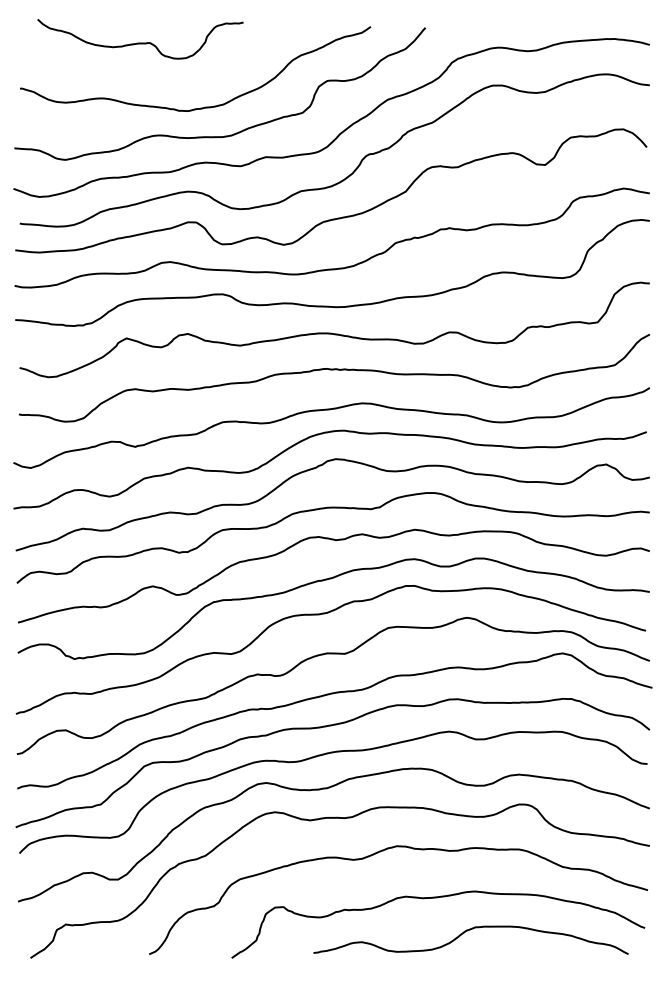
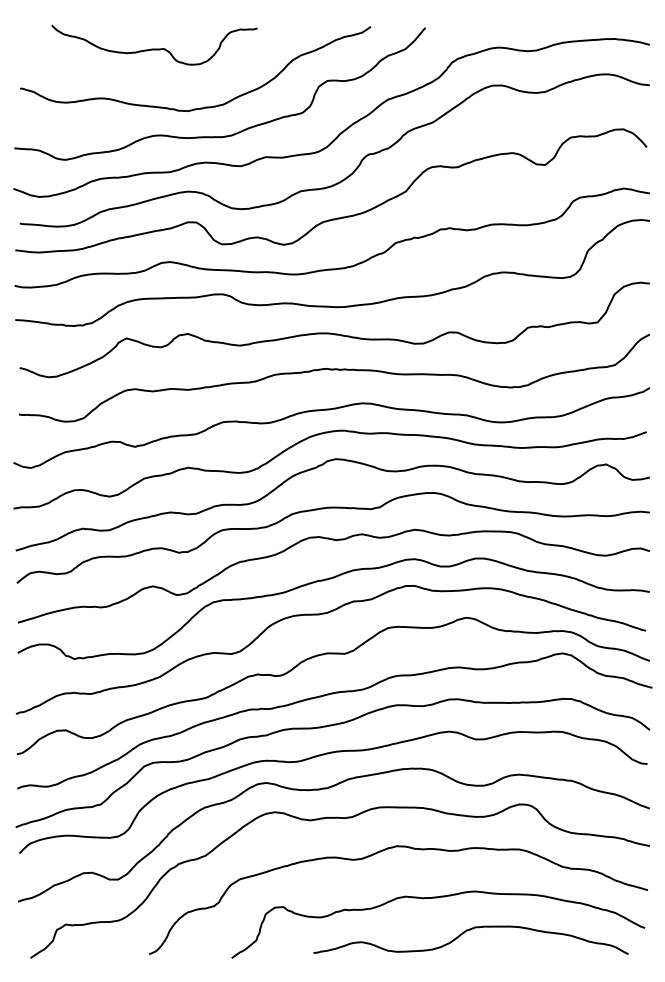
curve position: (140, 42) -> (154, 48) (154, 48)
